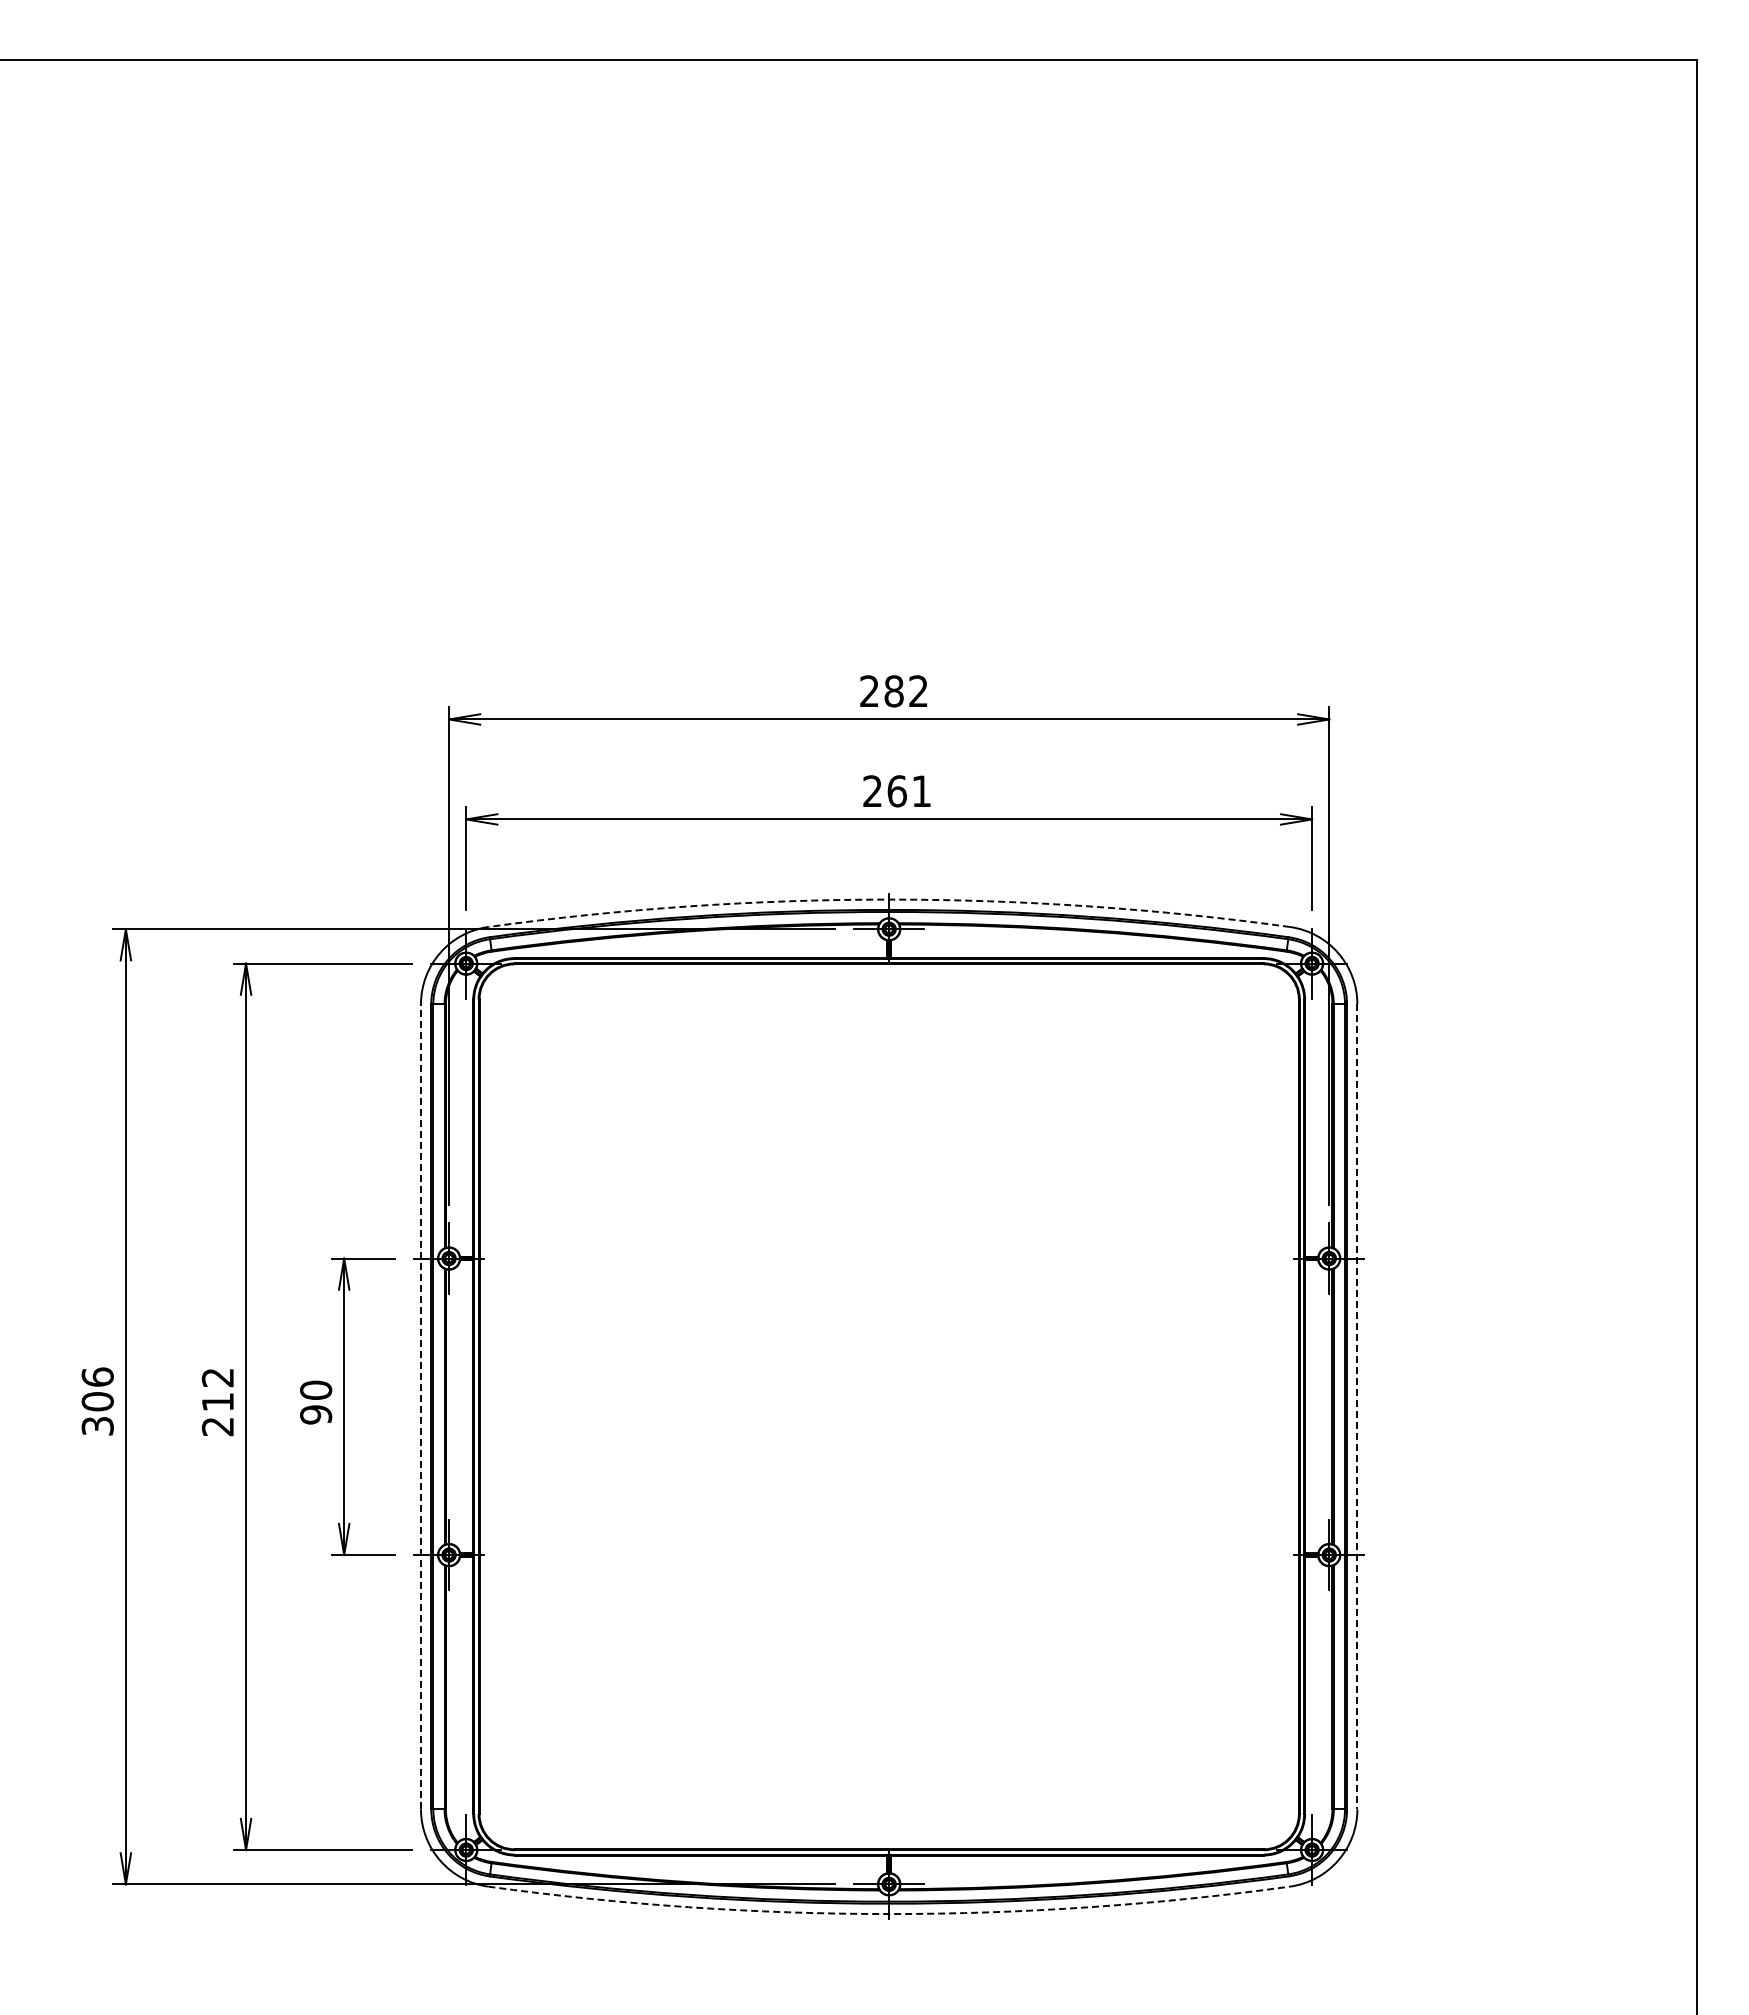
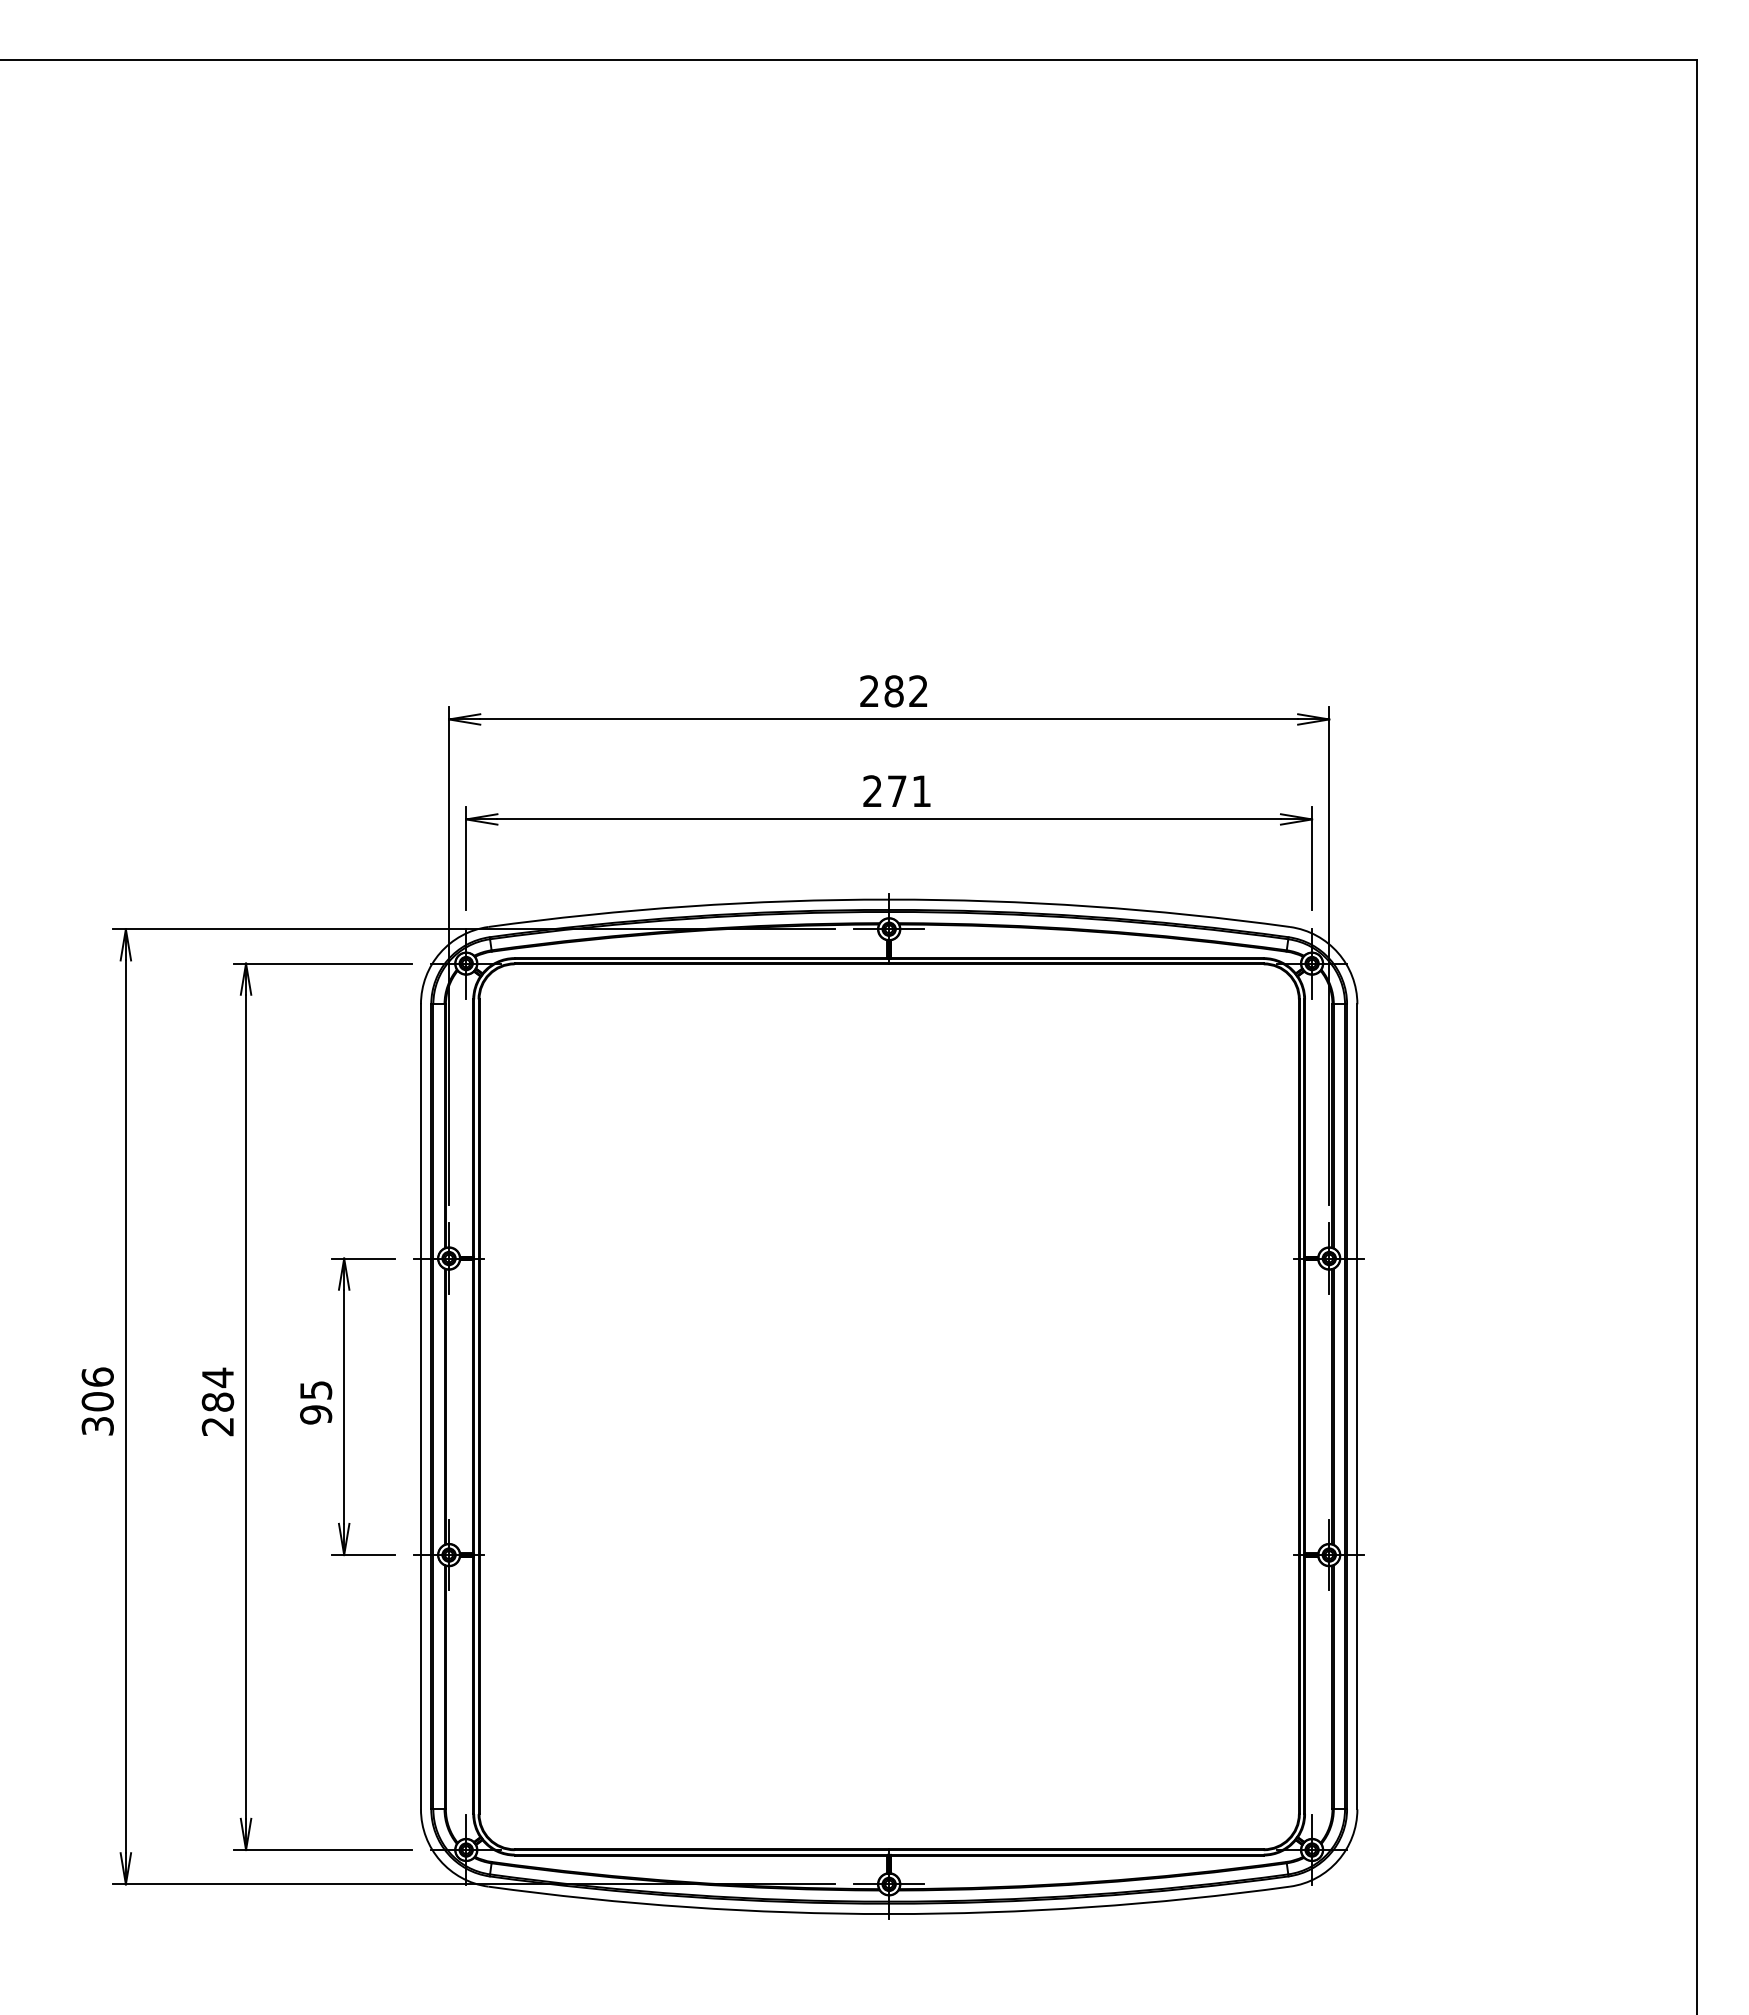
text: 261 -> 271 (897, 791)
arc: dashed -> solid (889, 899)
text: 212 -> 284 (217, 1389)
text: 90 -> 95 (316, 1389)
line: dashed -> solid (420, 1406)
line: dashed -> solid (1357, 1406)
arc: dashed -> solid (889, 1914)
